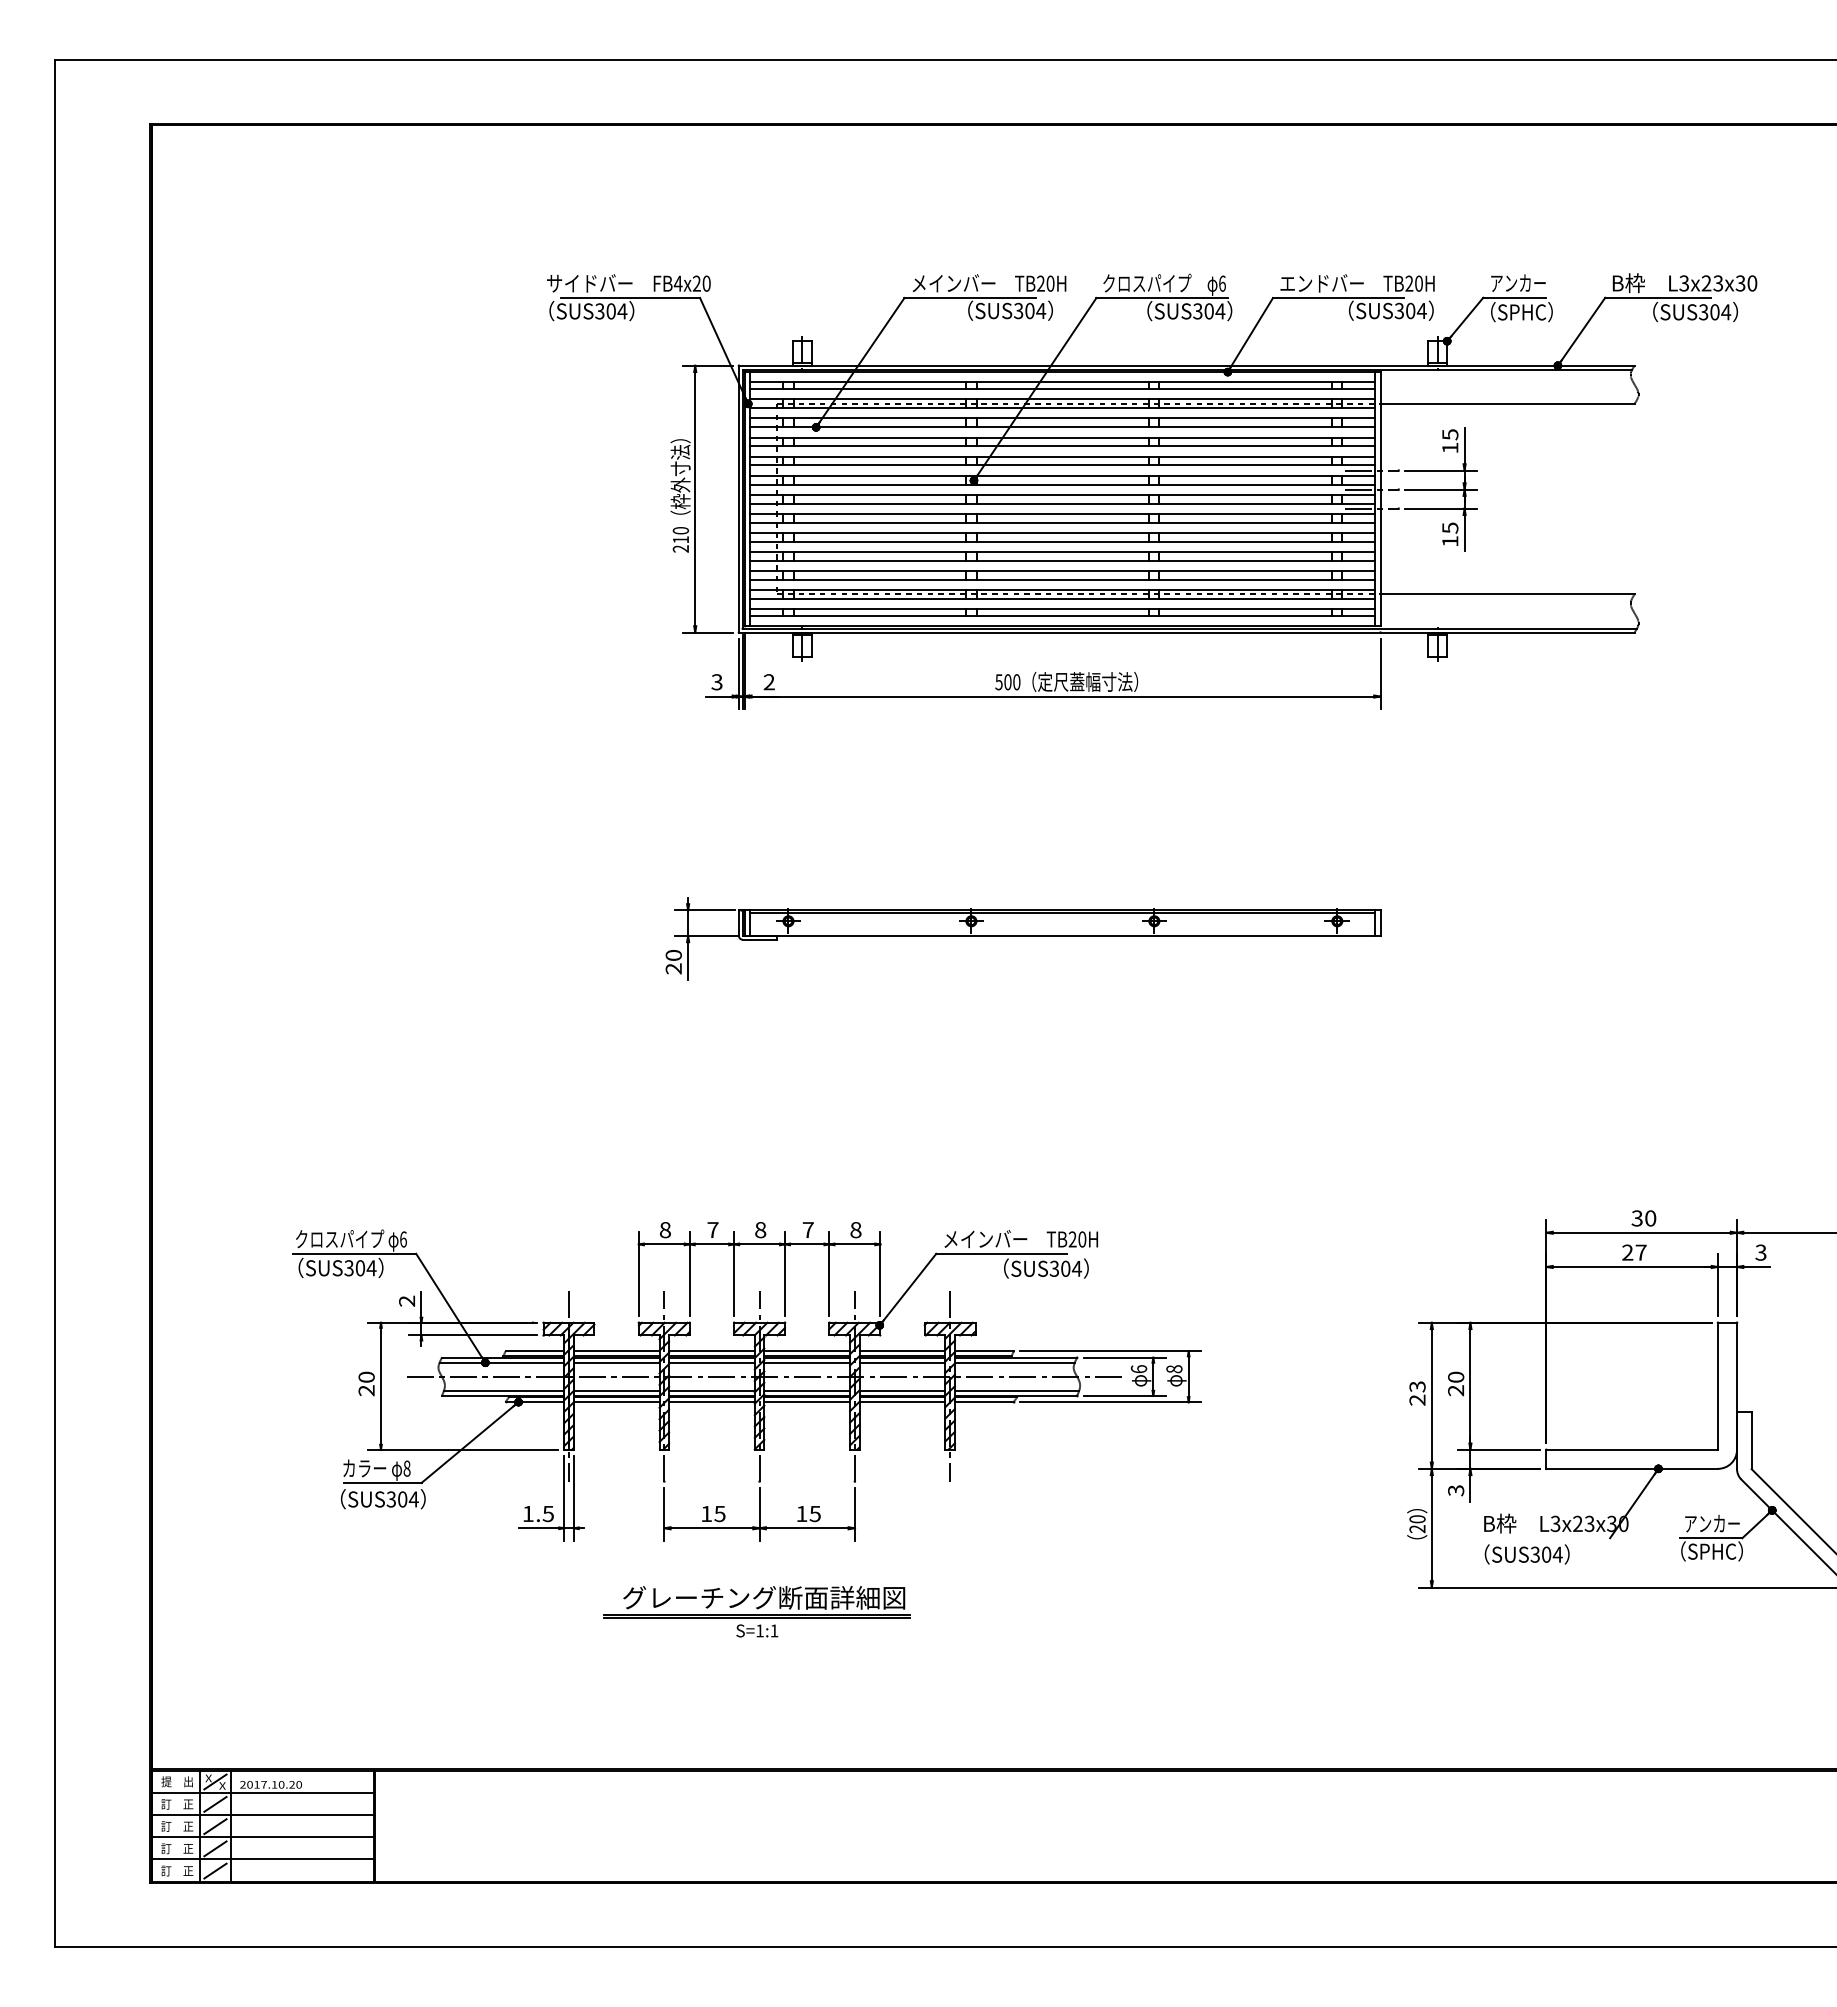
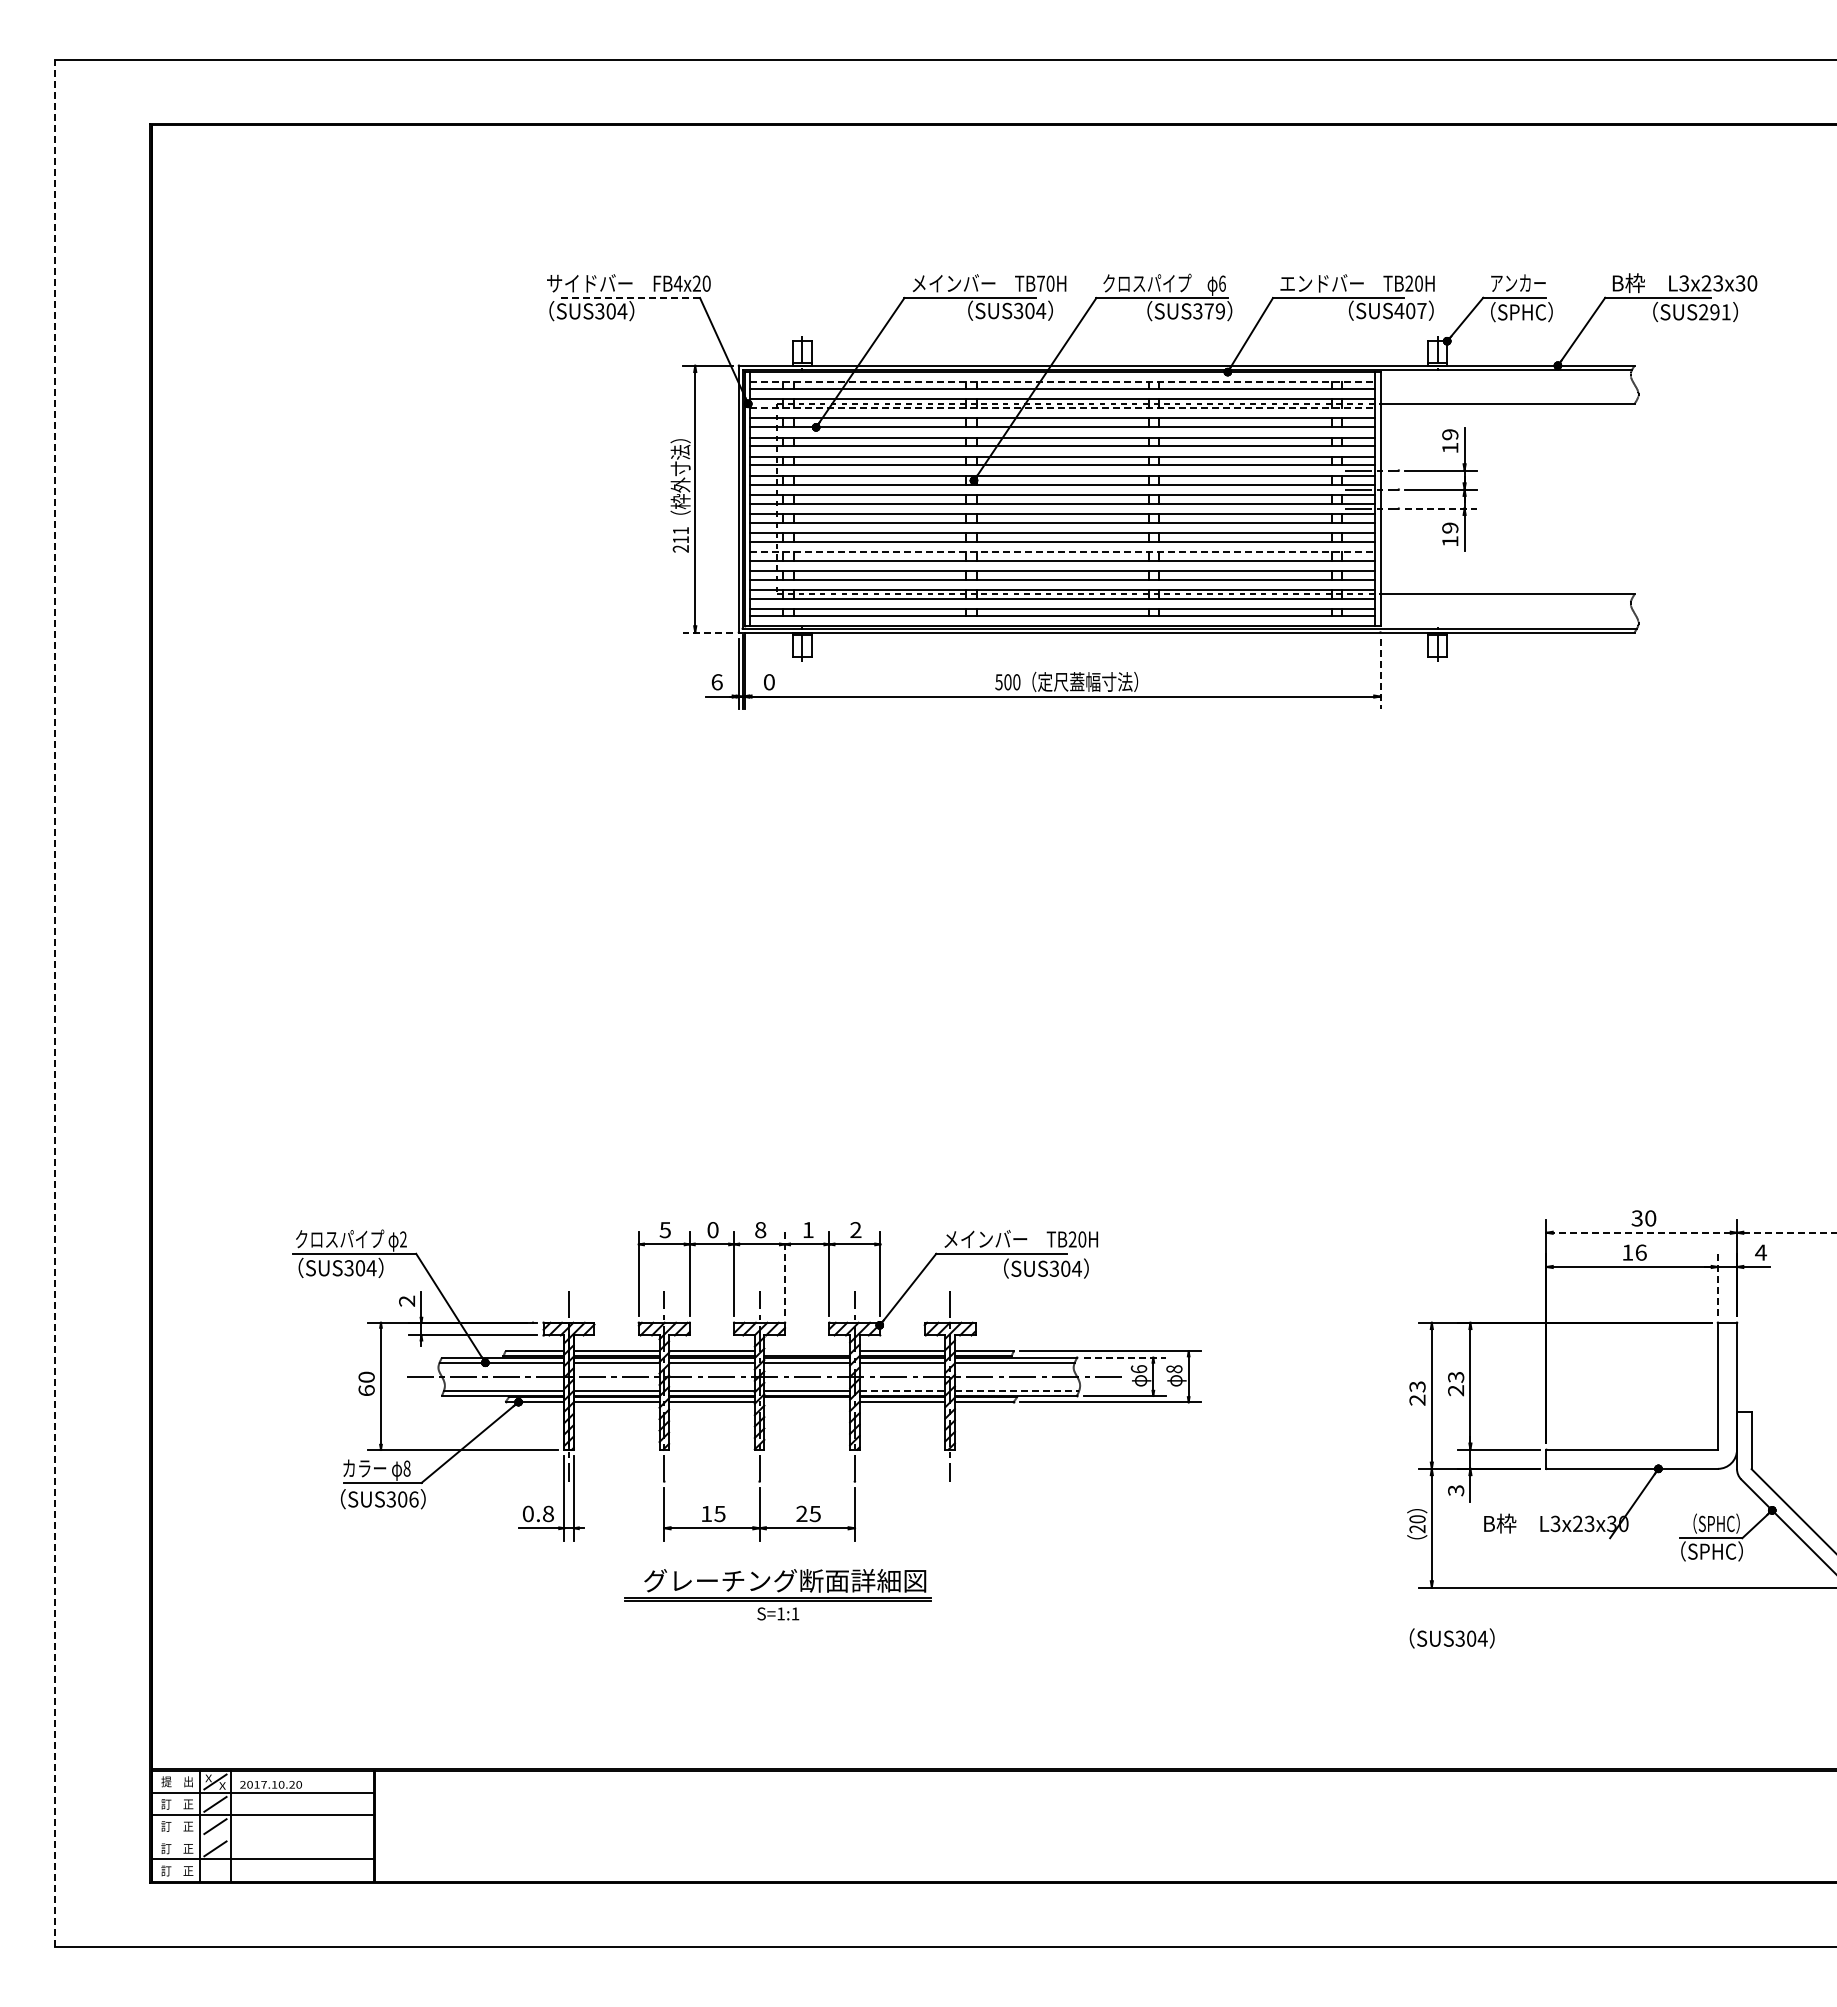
text: TB20H -> TB70H (1040, 283)
line: solid -> dashed (631, 298)
text: SUS304 -> SUS407 (1410, 310)
text: SUS304 -> SUS379 (1214, 311)
text: SUS304 -> SUS291 (1715, 312)
line: solid -> dashed (1062, 382)
line: solid -> dashed (1062, 408)
text: 15 -> 19 (1450, 434)
line: solid -> dashed (1441, 508)
text: 15 -> 19 (1450, 527)
text: 210 -> 211 (680, 530)
line: solid -> dashed (1062, 551)
line: solid -> dashed (707, 632)
line: solid -> dashed (1380, 674)
text: 3 -> 6 (716, 682)
text: 2 -> 0 (768, 682)
part: present -> none (1023, 938)
line: solid -> dashed (55, 1003)
text: 7 -> 1 (807, 1229)
text: 8 -> 5 (664, 1230)
text: 7 -> 0 (712, 1230)
text: 8 -> 2 (855, 1230)
line: solid -> dashed (1641, 1232)
line: solid -> dashed (1790, 1232)
text: 6 -> 2 (403, 1239)
text: 27 -> 16 (1634, 1252)
text: 3 -> 4 (1761, 1252)
line: solid -> dashed (785, 1273)
line: solid -> dashed (1717, 1284)
line: present -> none (807, 1351)
line: solid -> dashed (1125, 1357)
text: 20 -> 23 (1456, 1376)
text: 20 -> 60 (366, 1390)
line: solid -> dashed (902, 1390)
line: solid -> dashed (1017, 1390)
line: present -> none (807, 1402)
text: SUS304 -> SUS306 (413, 1499)
text: 1.5 -> 0.8 (538, 1513)
text: 15 -> 25 (801, 1513)
text: アンカー -> （SPHC） (1712, 1523)
text position: (1526, 1554) -> (1451, 1638) (1451, 1638)
part position: (756, 1611) -> (777, 1594) (777, 1594)
line: present -> none (262, 1837)
line: present -> none (215, 1870)
